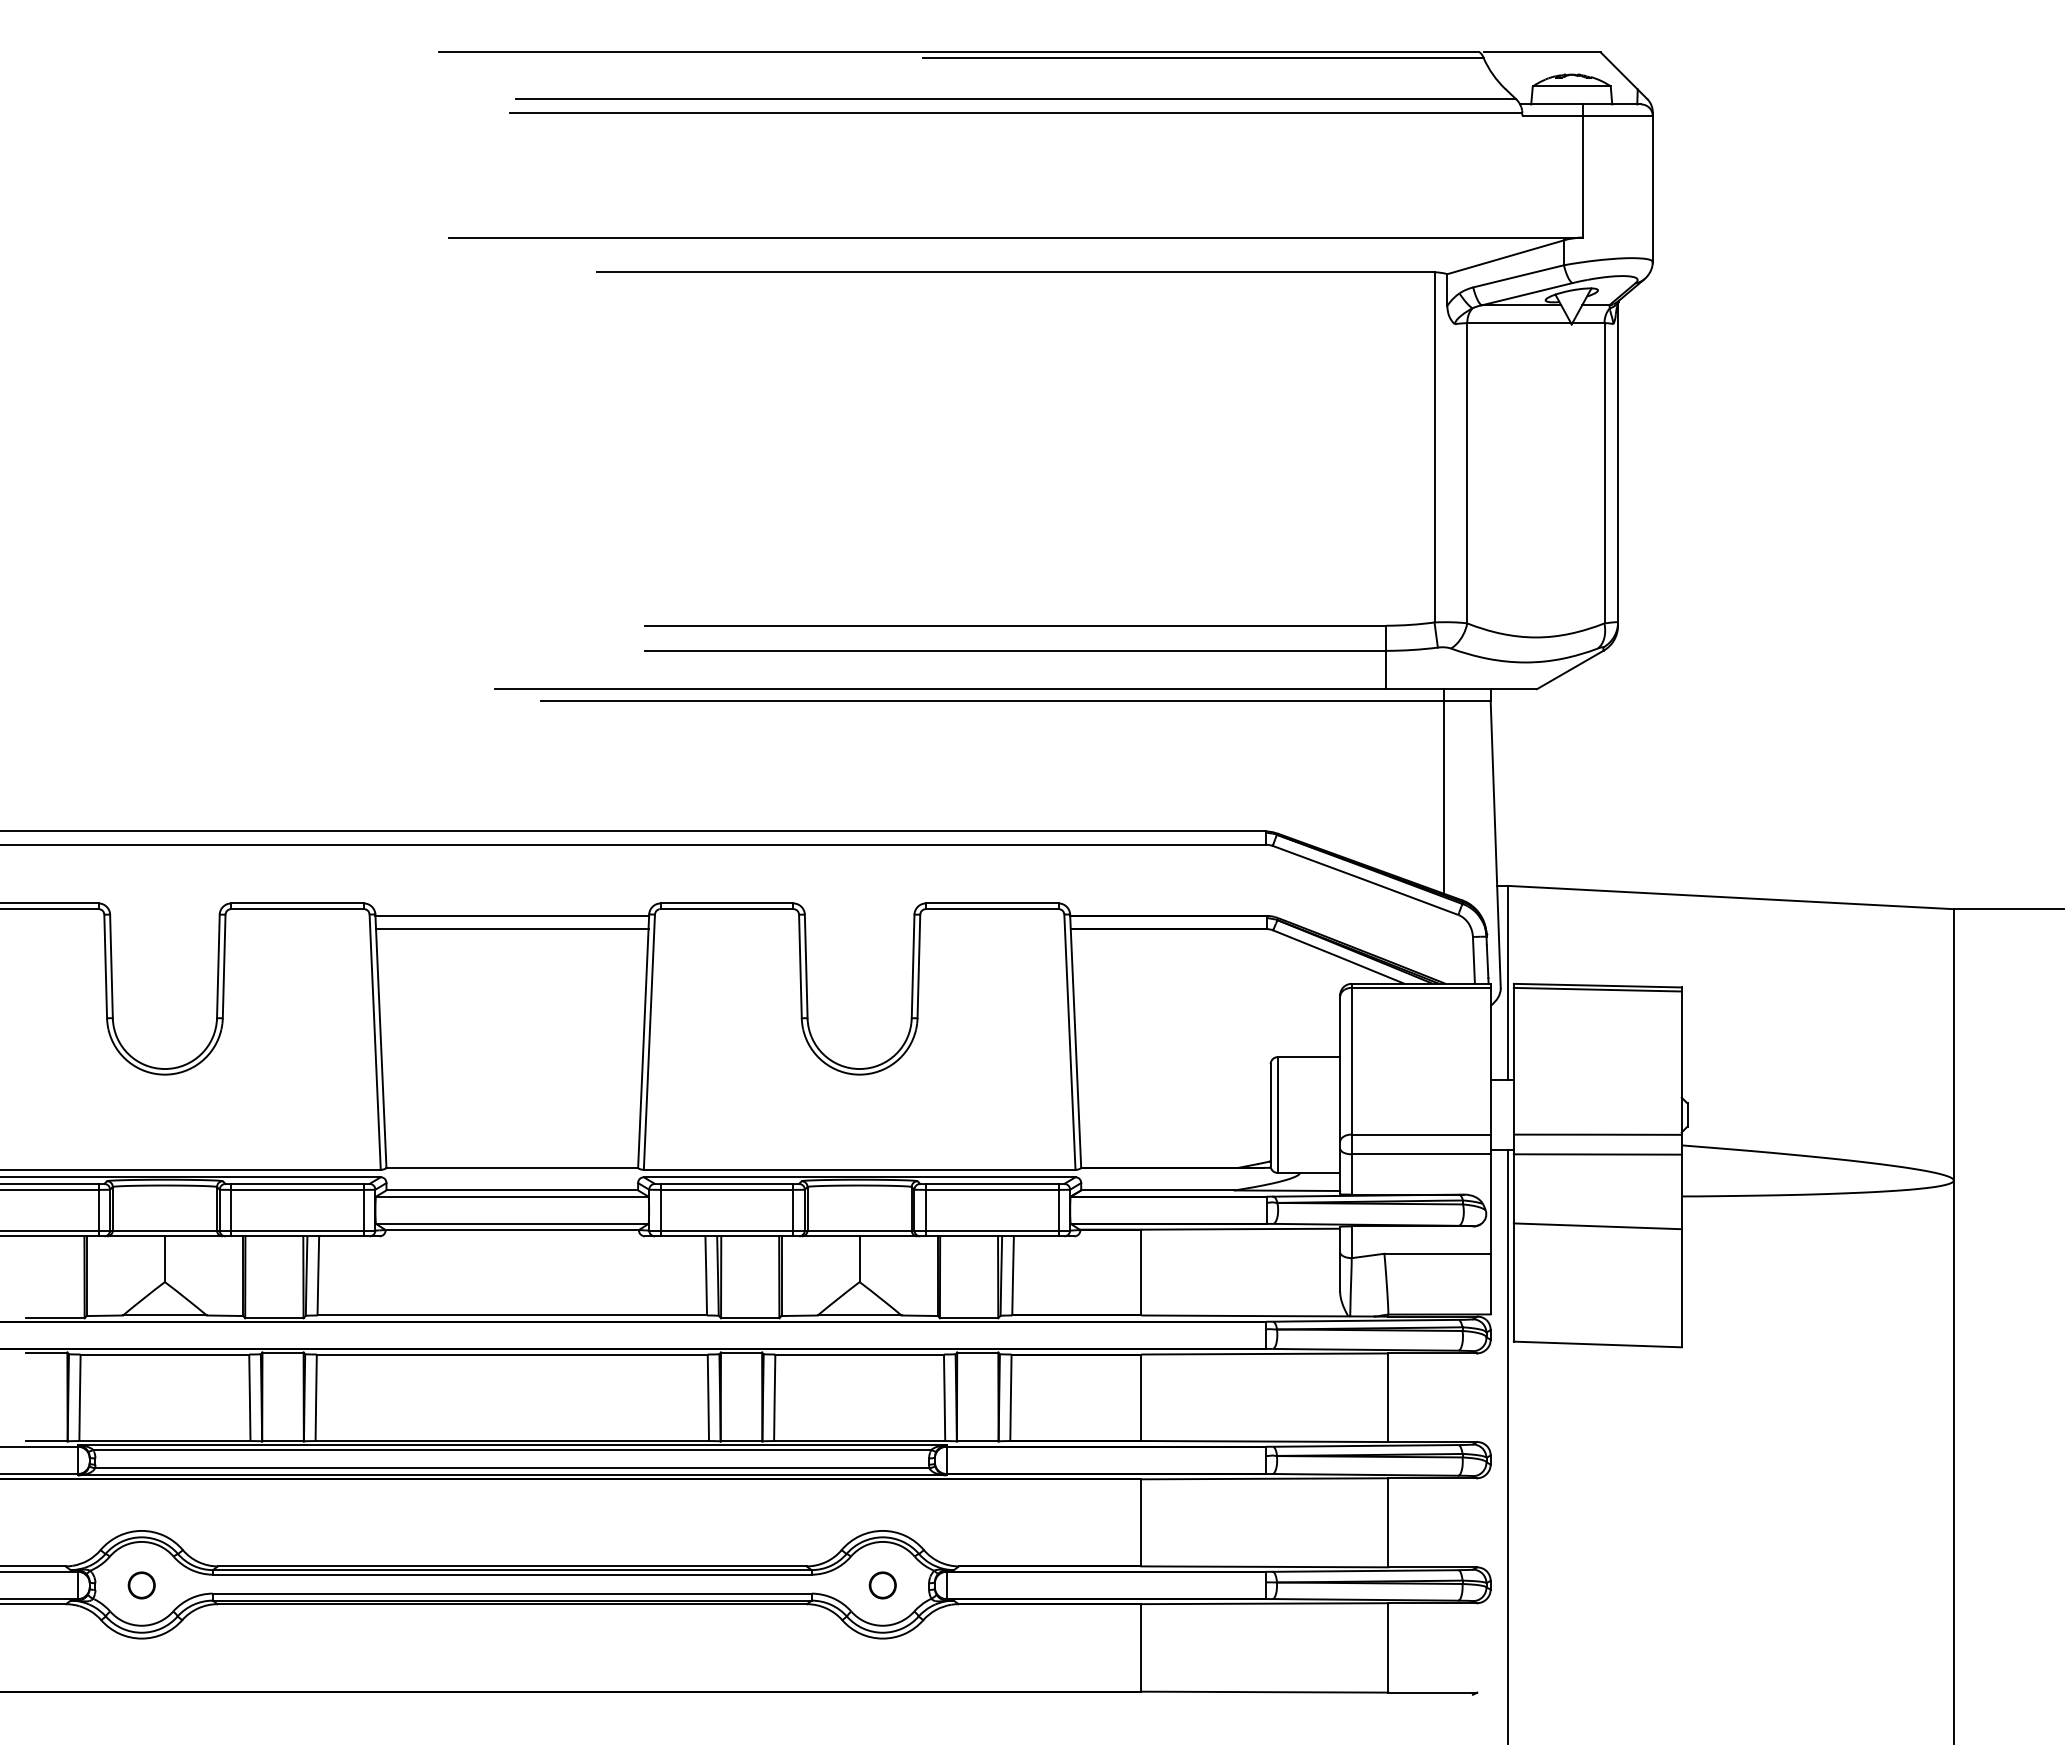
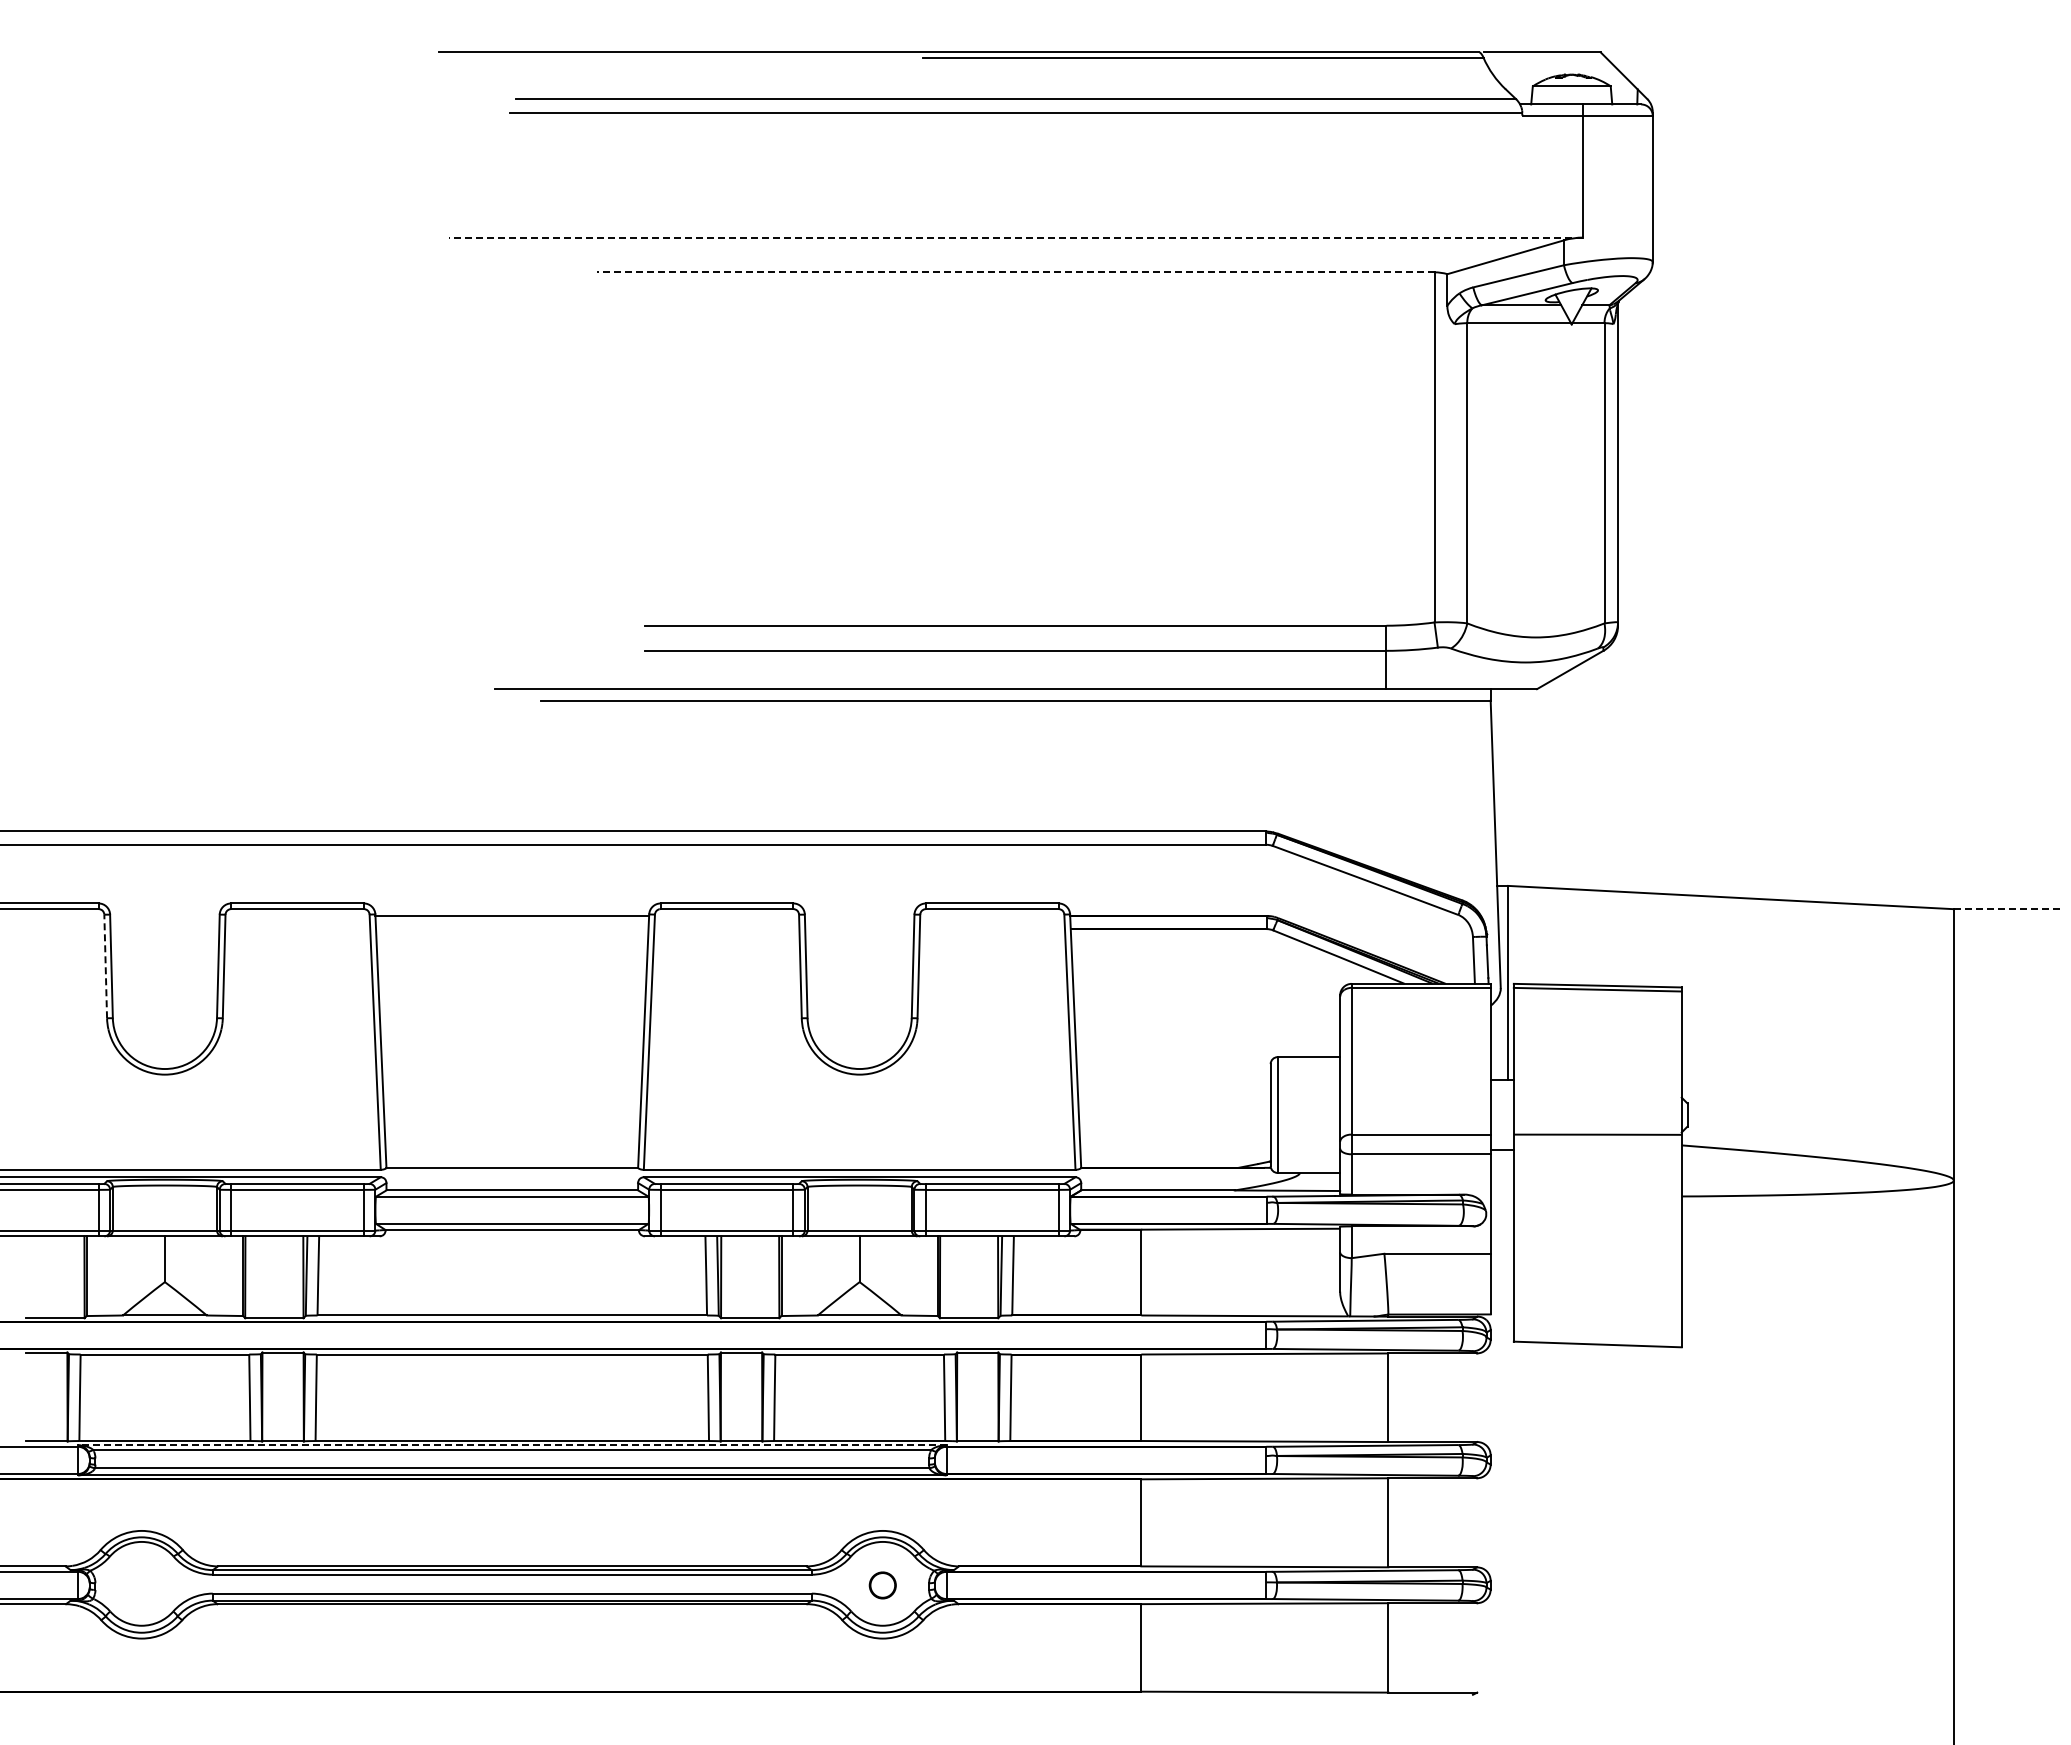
line: solid -> dashed (1015, 237)
line: solid -> dashed (1016, 272)
line: present -> none (1444, 791)
line: solid -> dashed (2008, 909)
line: present -> none (512, 929)
line: solid -> dashed (105, 966)
line: present -> none (1597, 1154)
line: present -> none (1597, 1226)
line: solid -> dashed (511, 1445)
line: present -> none (1508, 1445)
part: present -> none (141, 1585)
